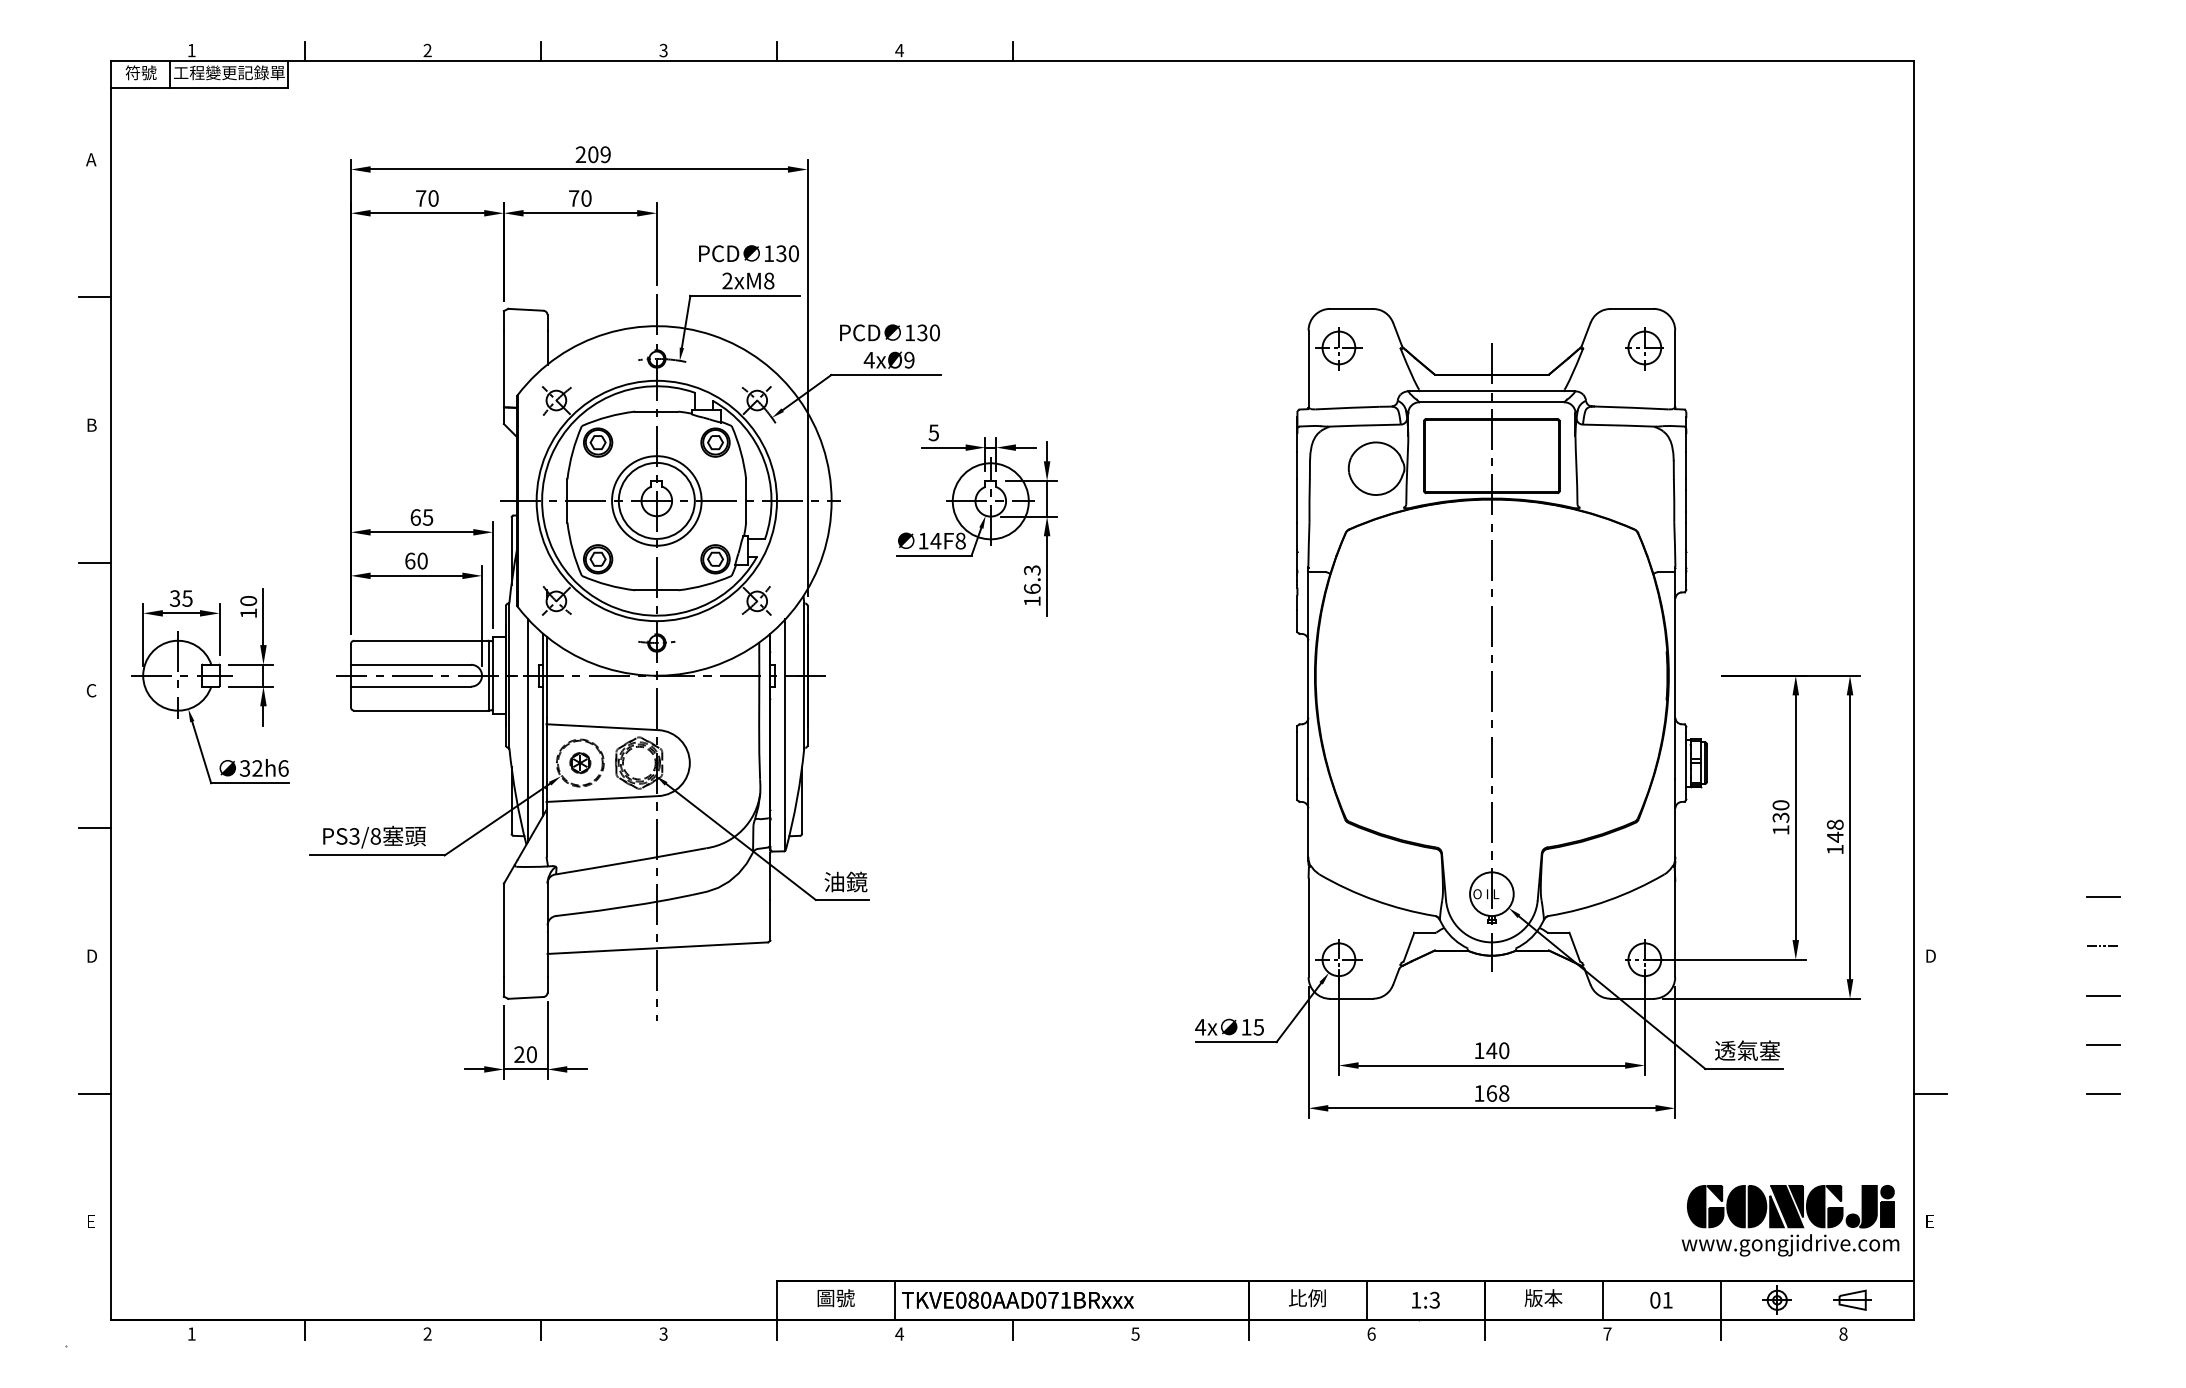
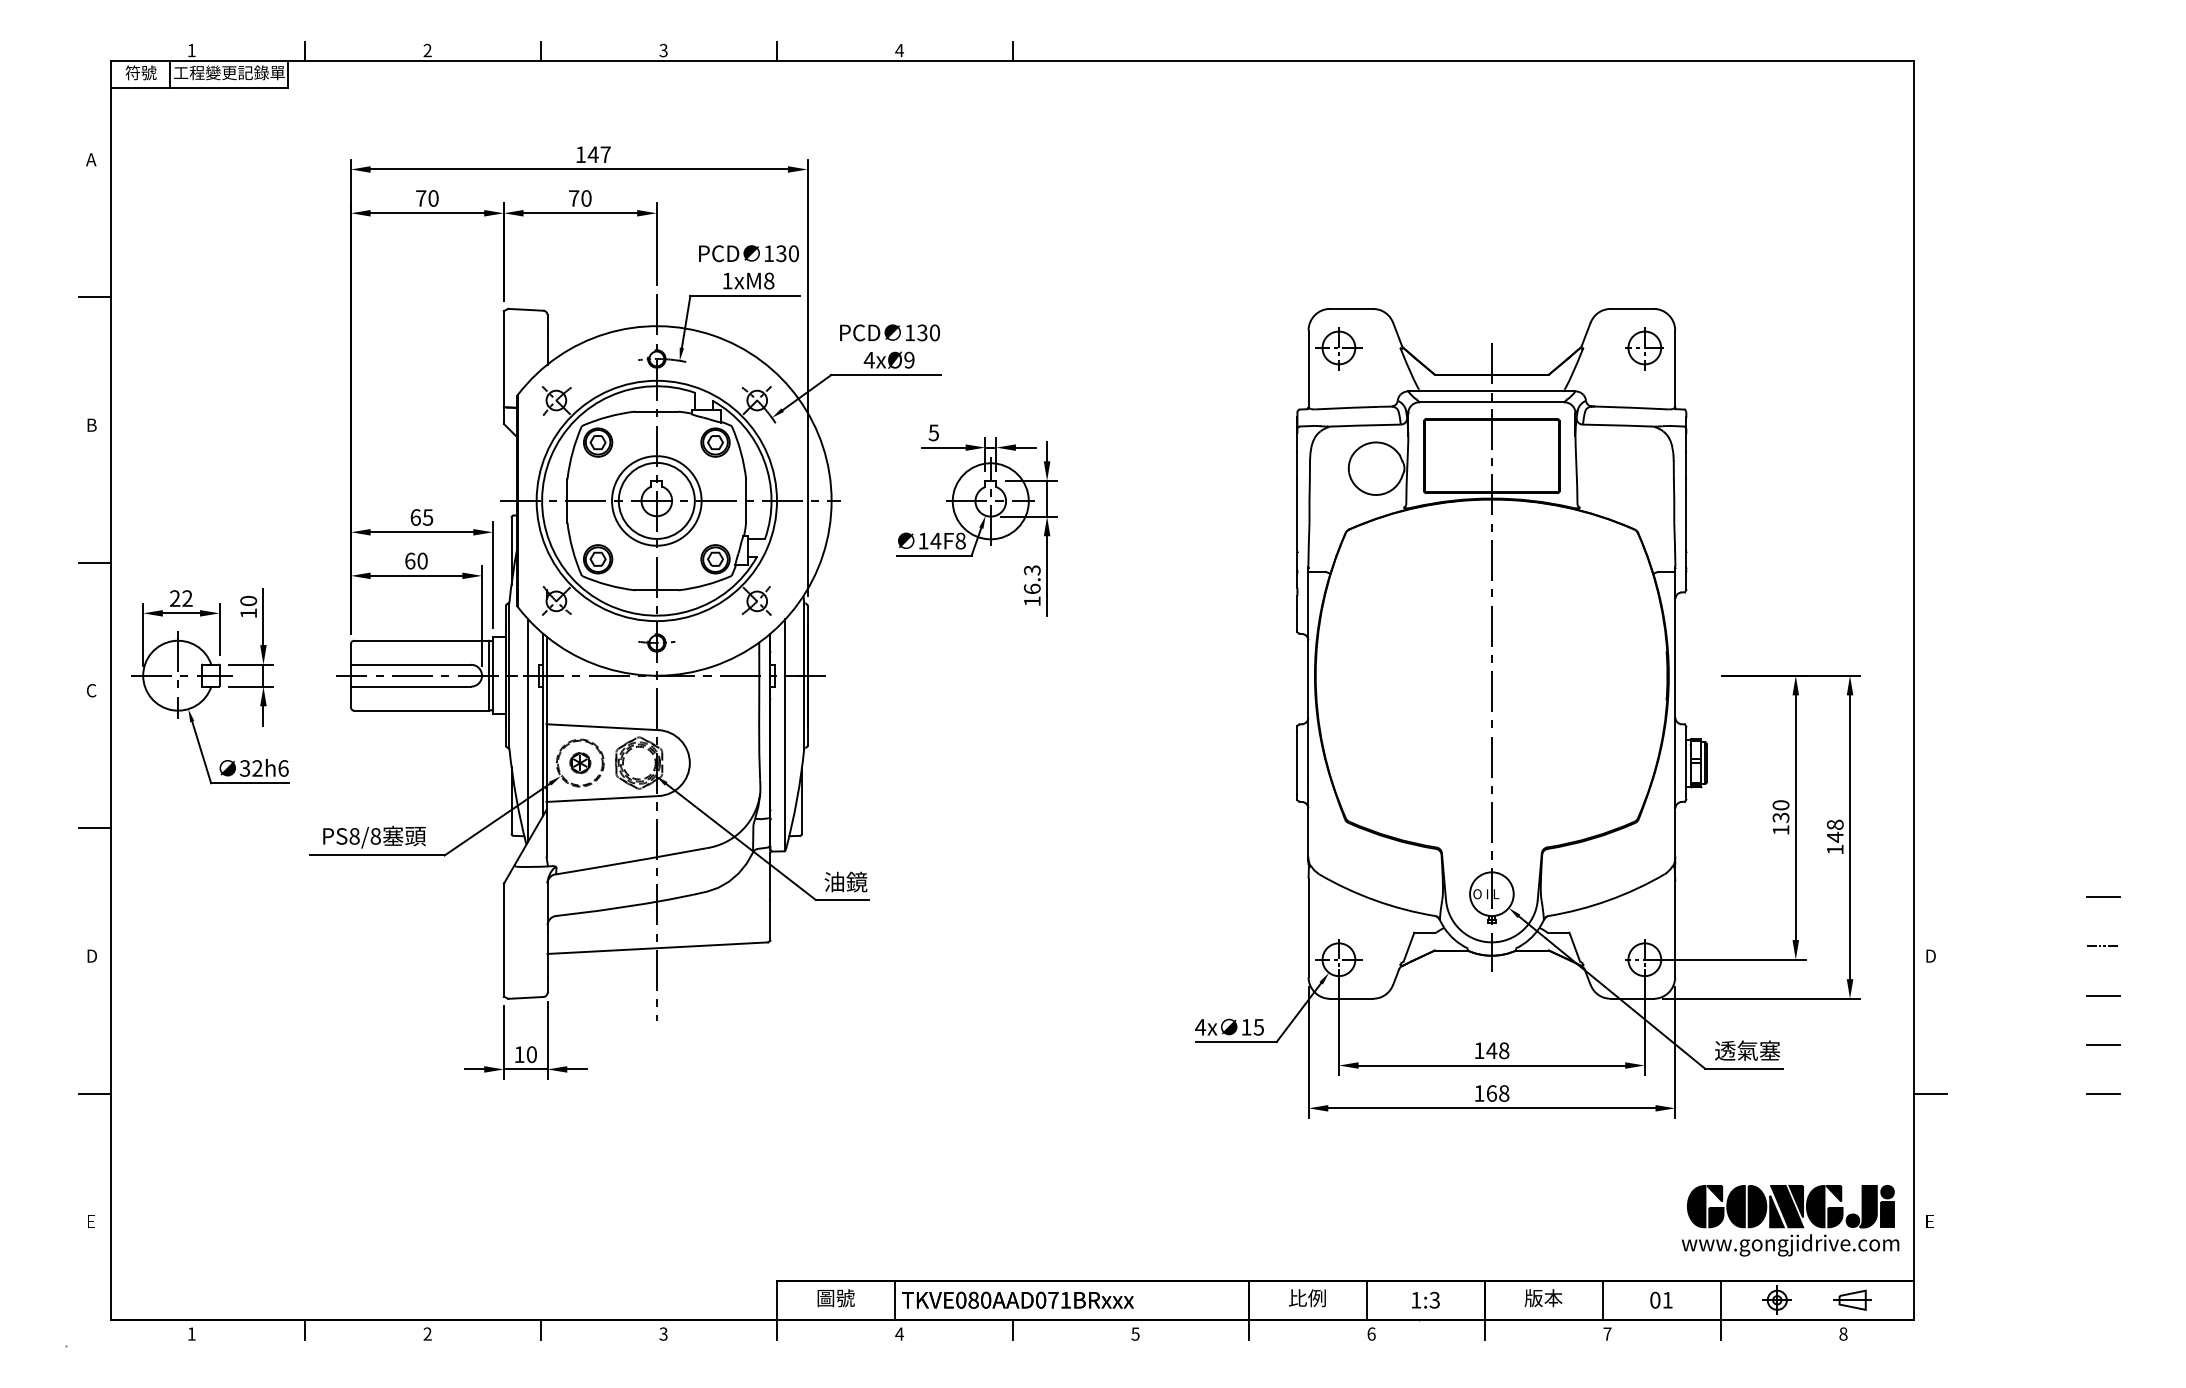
text: 209 -> 147 (592, 154)
text: 2xM8 -> 1xM8 (727, 280)
text: 35 -> 22 (180, 598)
text: PS3/8 -> PS8/8 (354, 836)
text: 140 -> 148 (1504, 1050)
text: 20 -> 10 (519, 1054)
